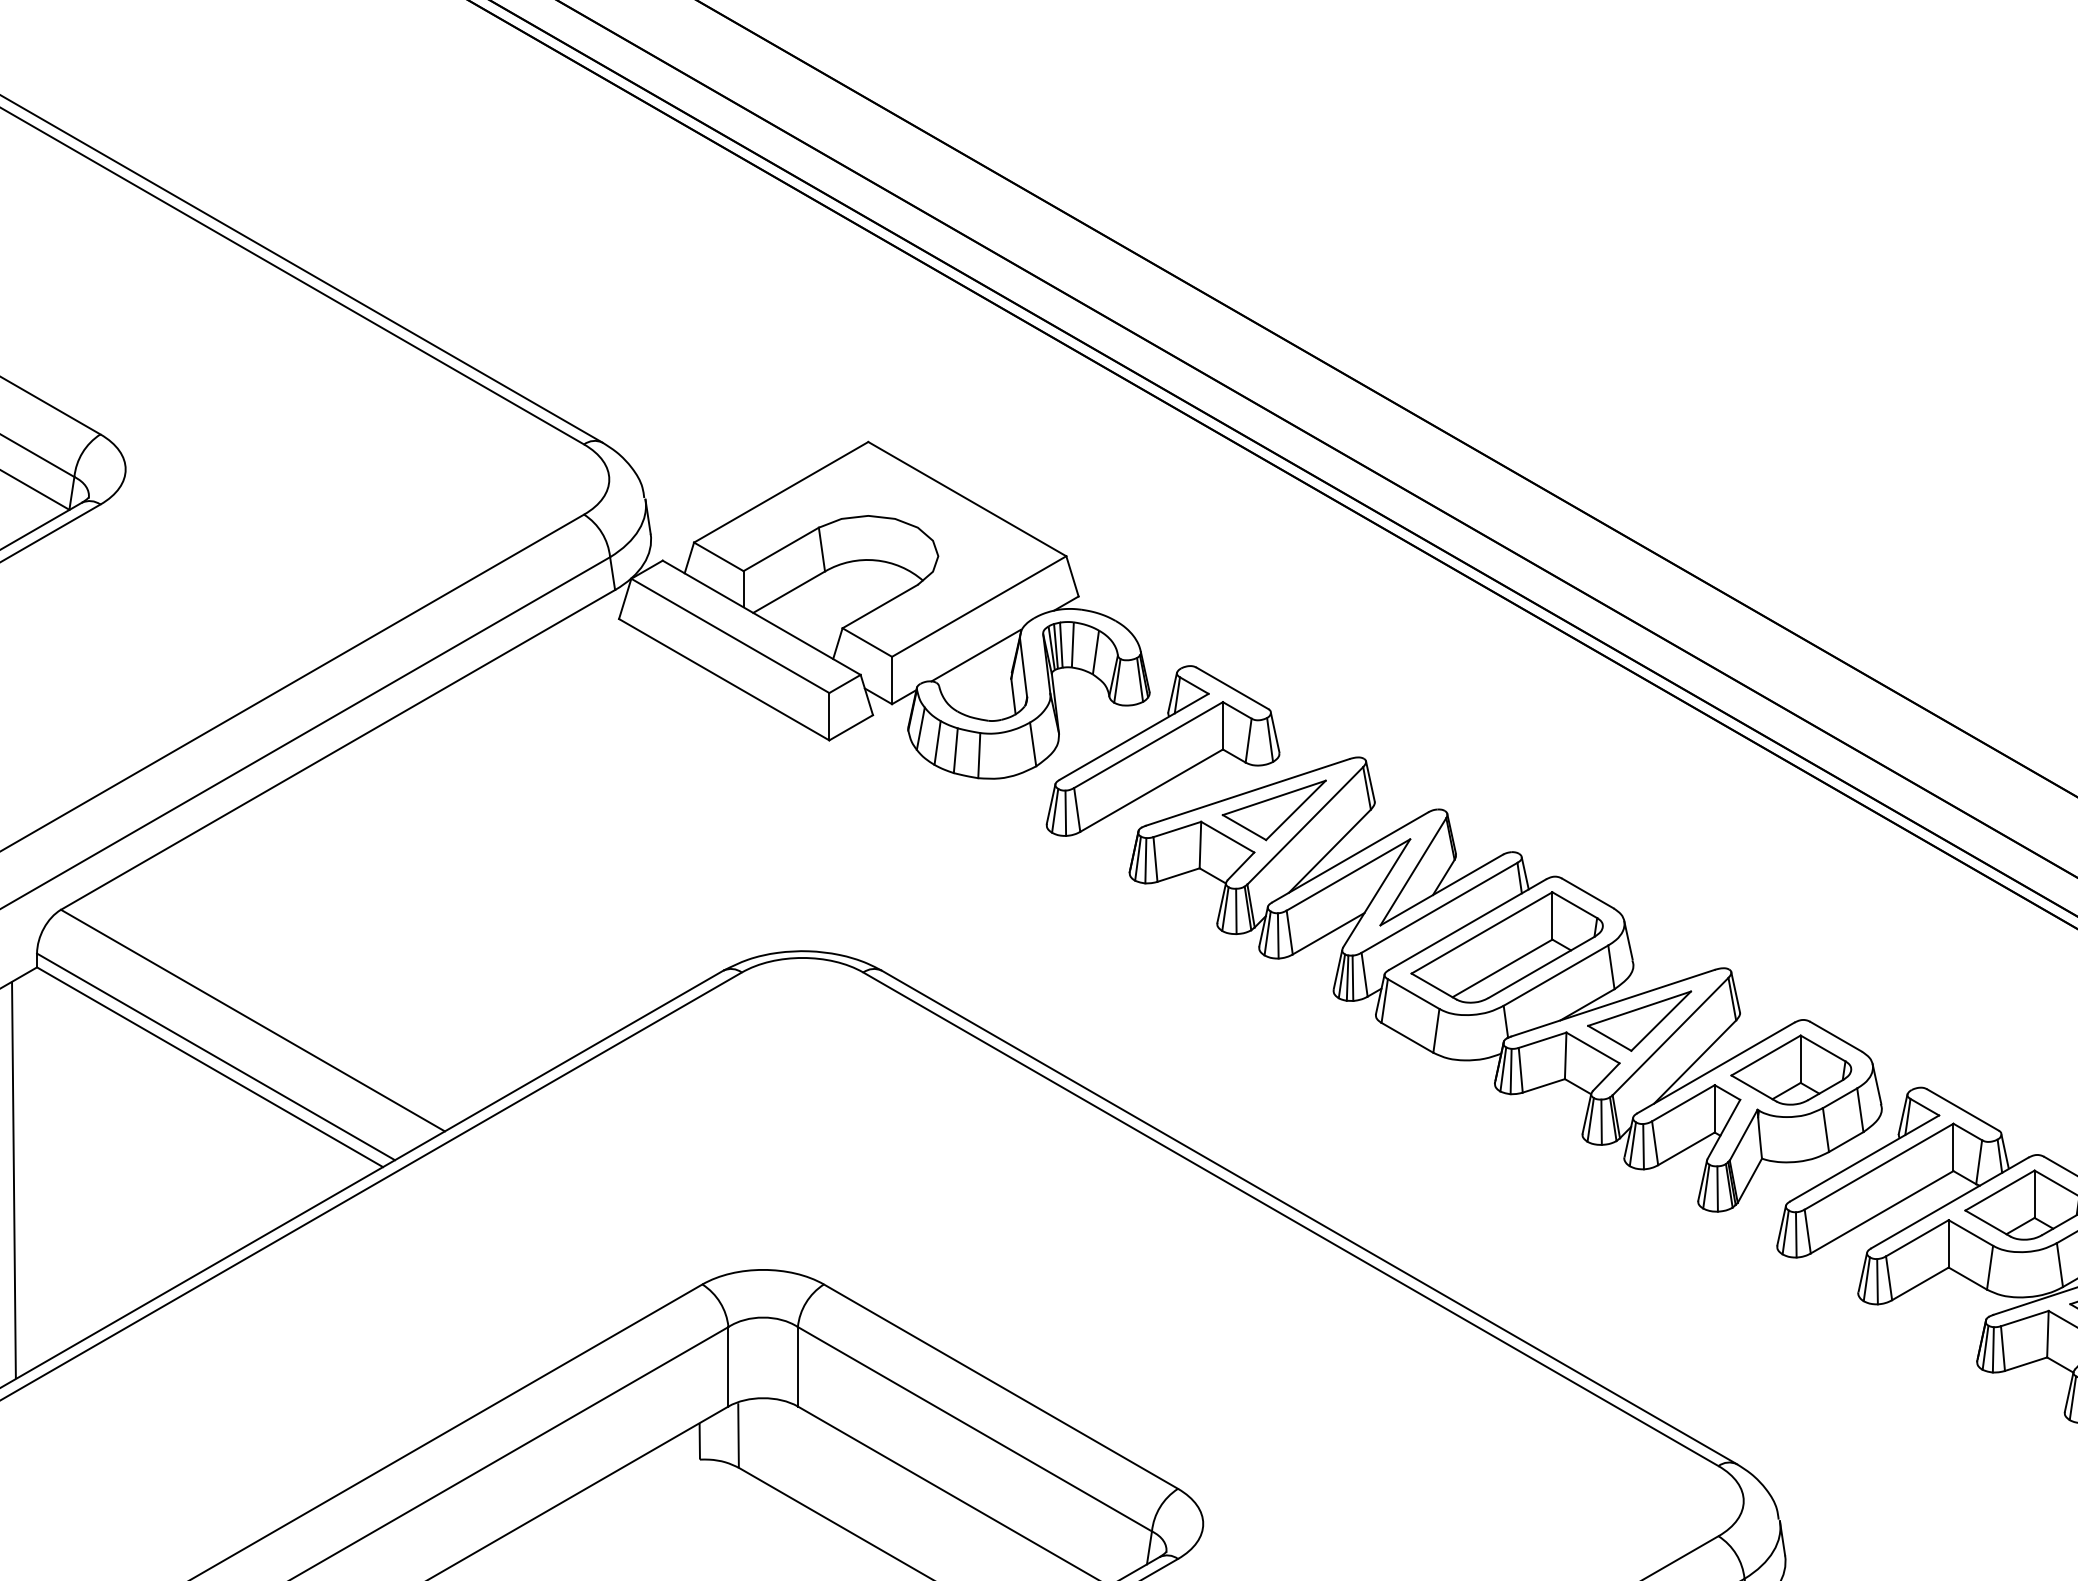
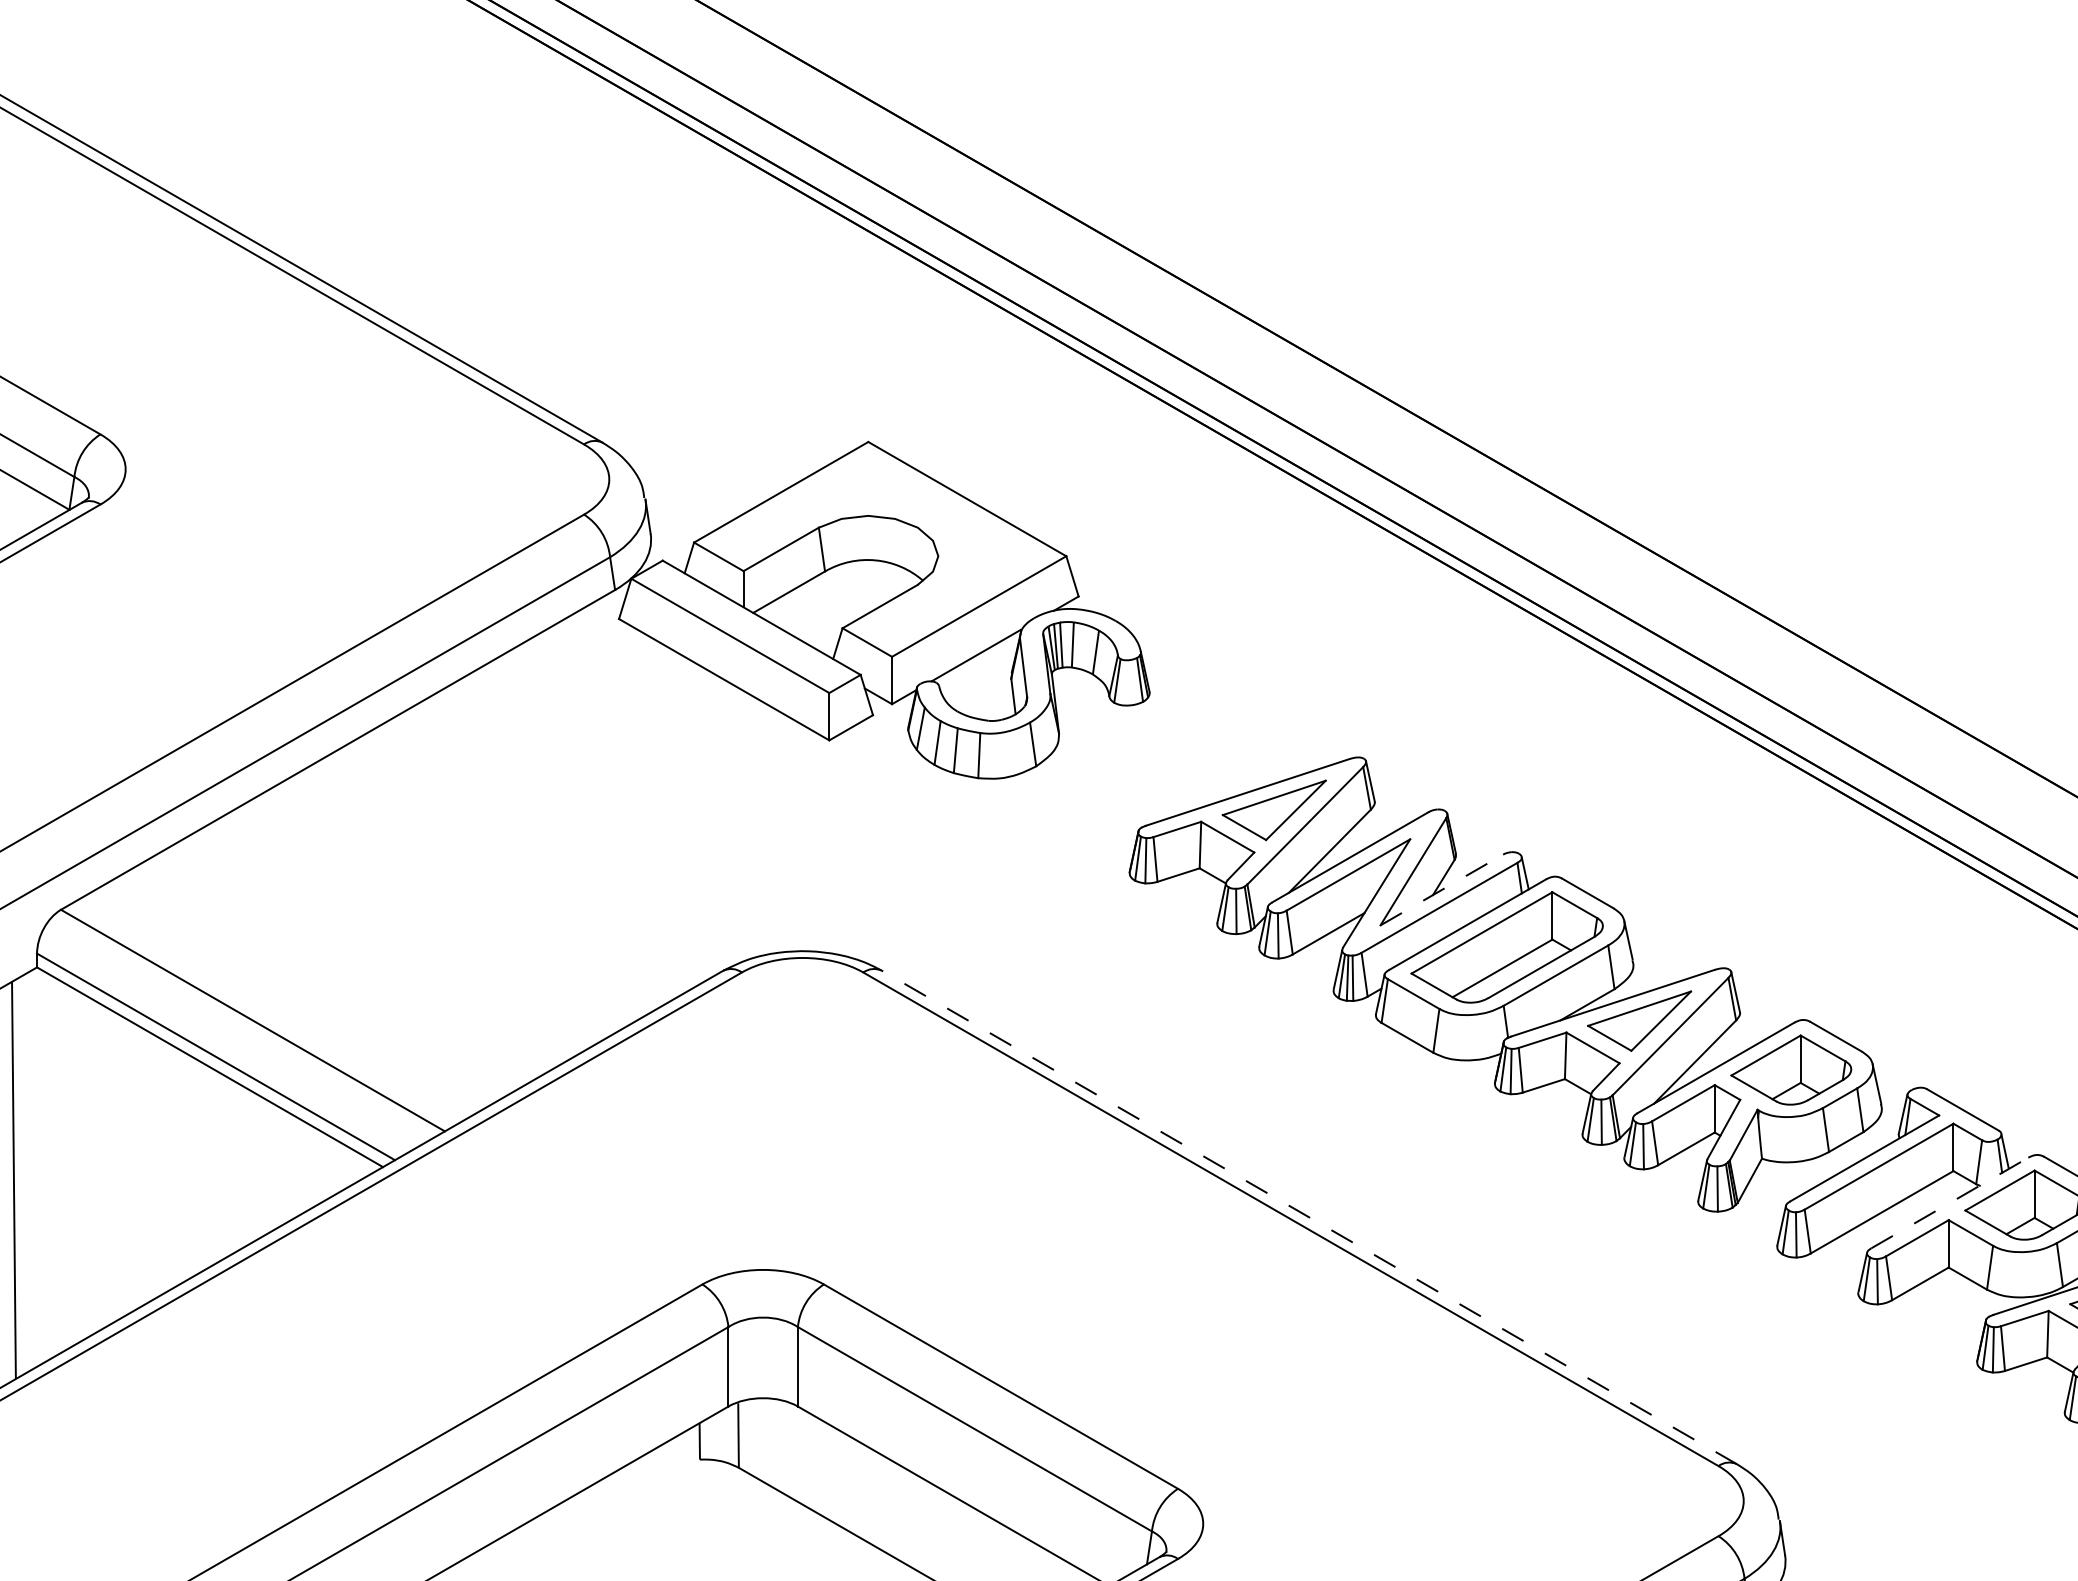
part: present -> none (1162, 750)
line: solid -> dashed (1441, 889)
line: solid -> dashed (1949, 1202)
line: solid -> dashed (1309, 1217)
